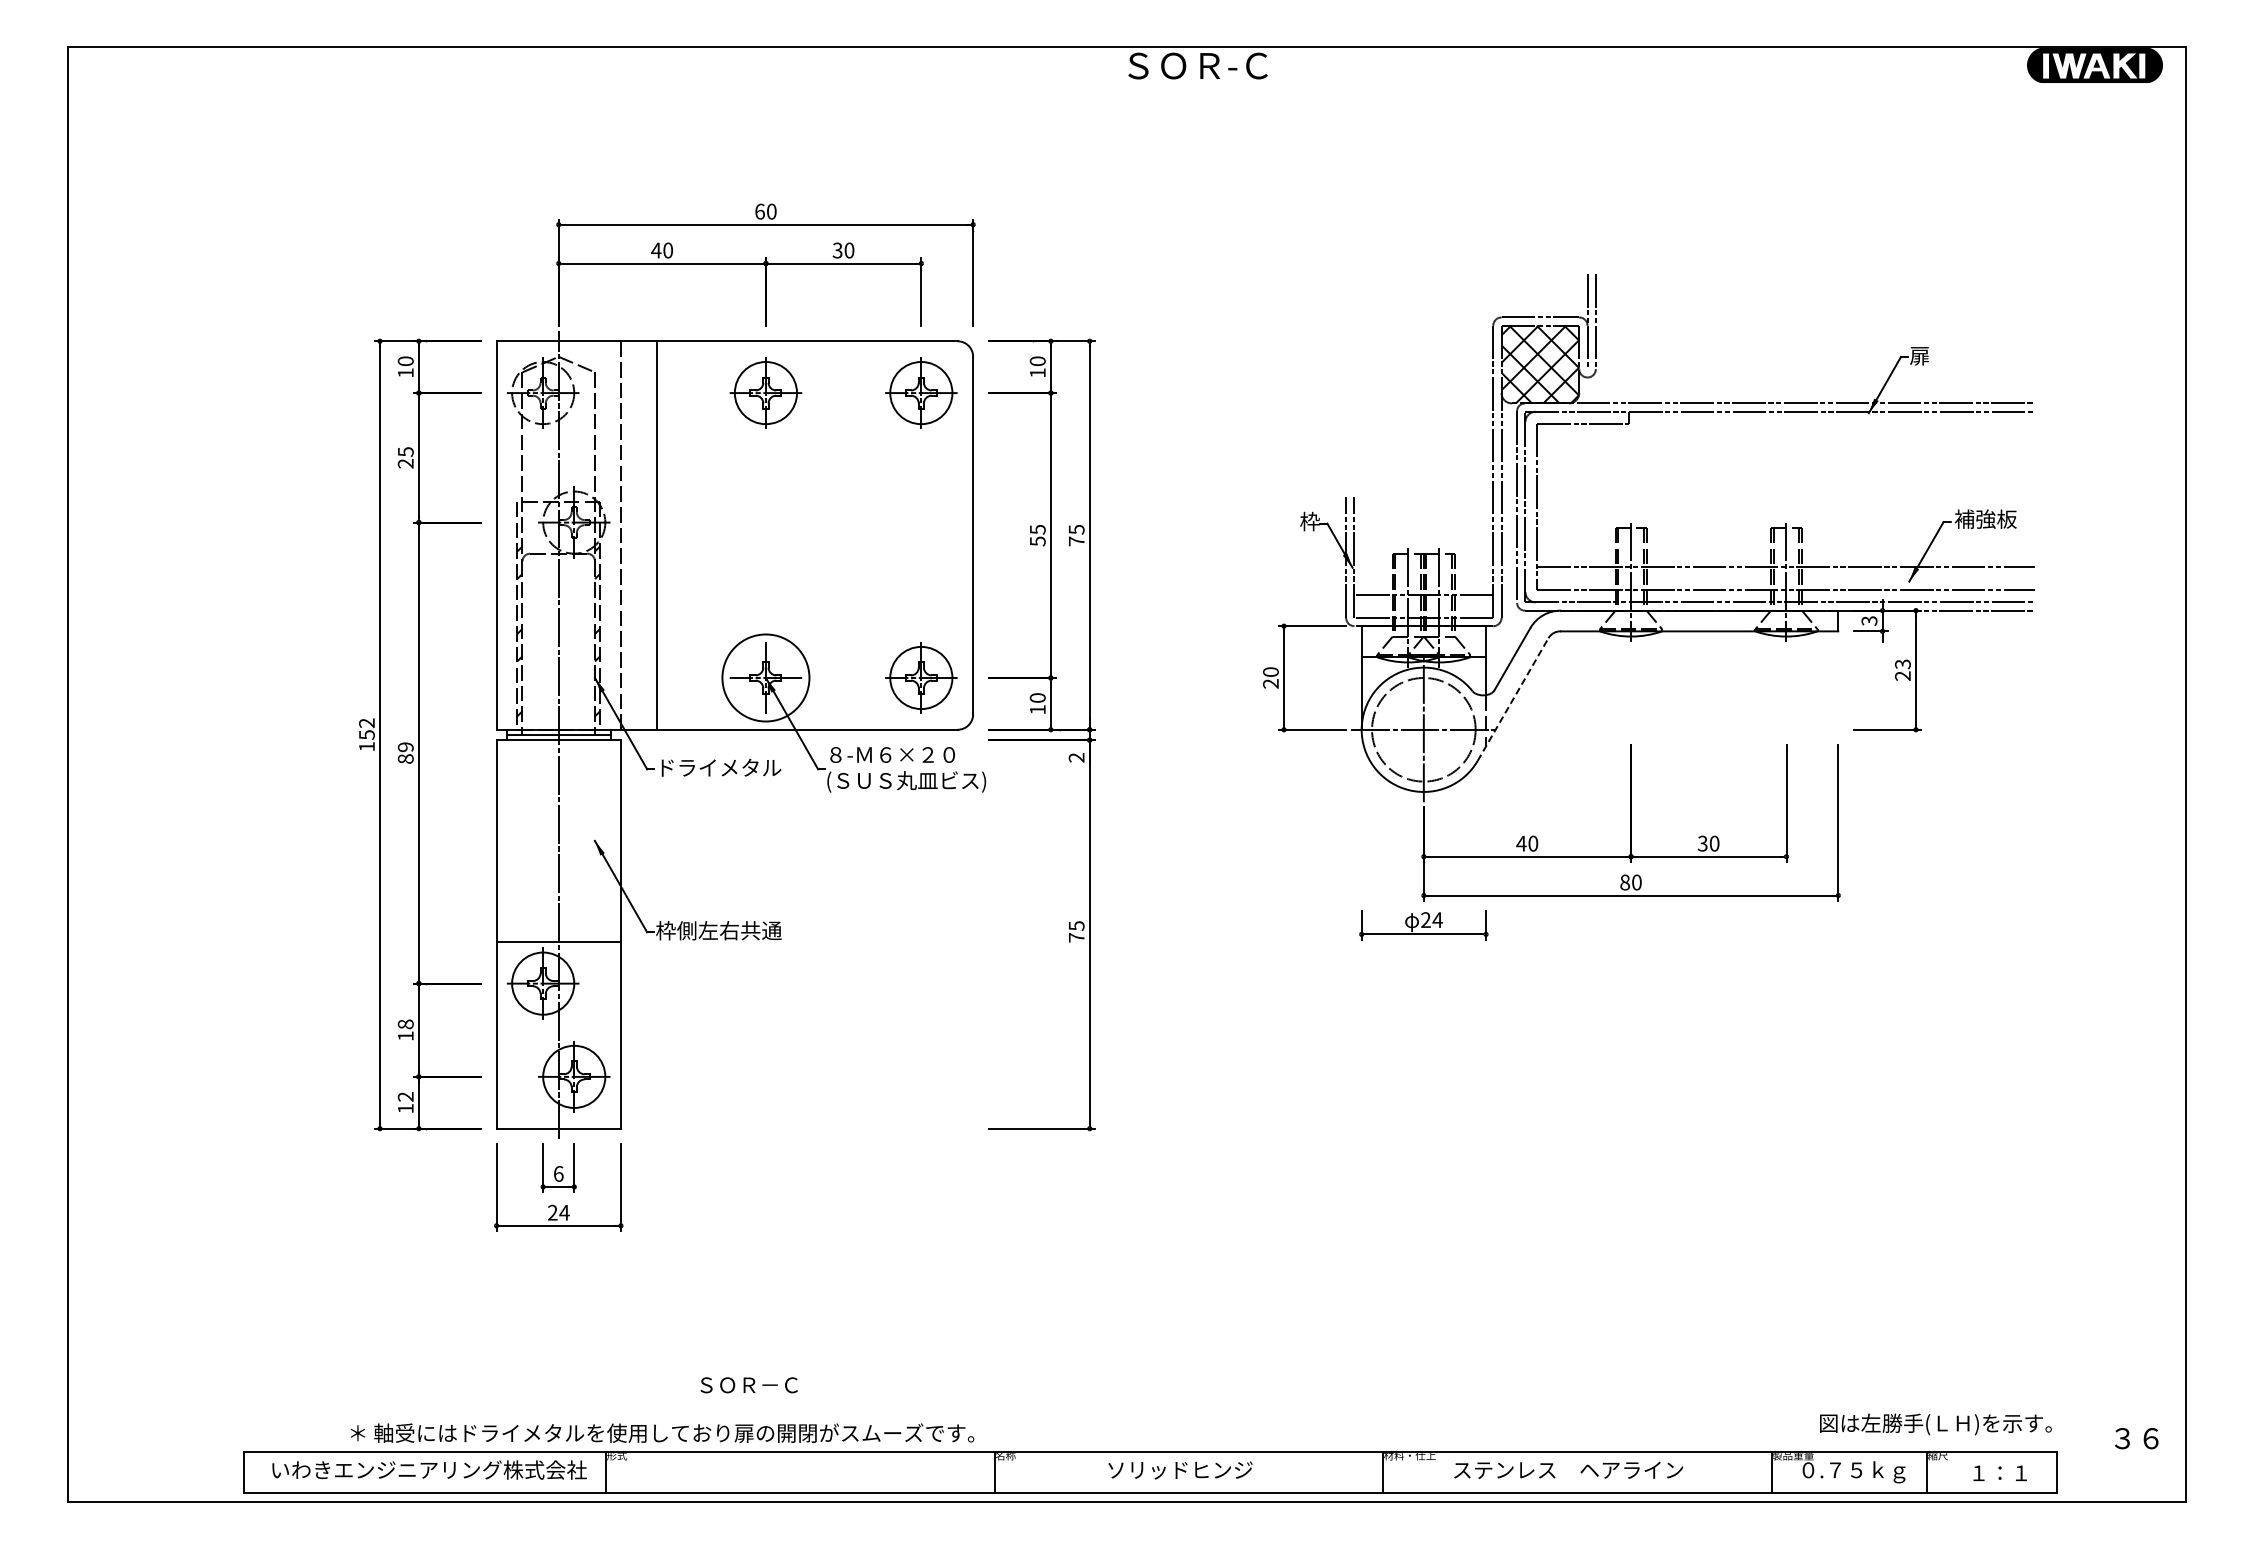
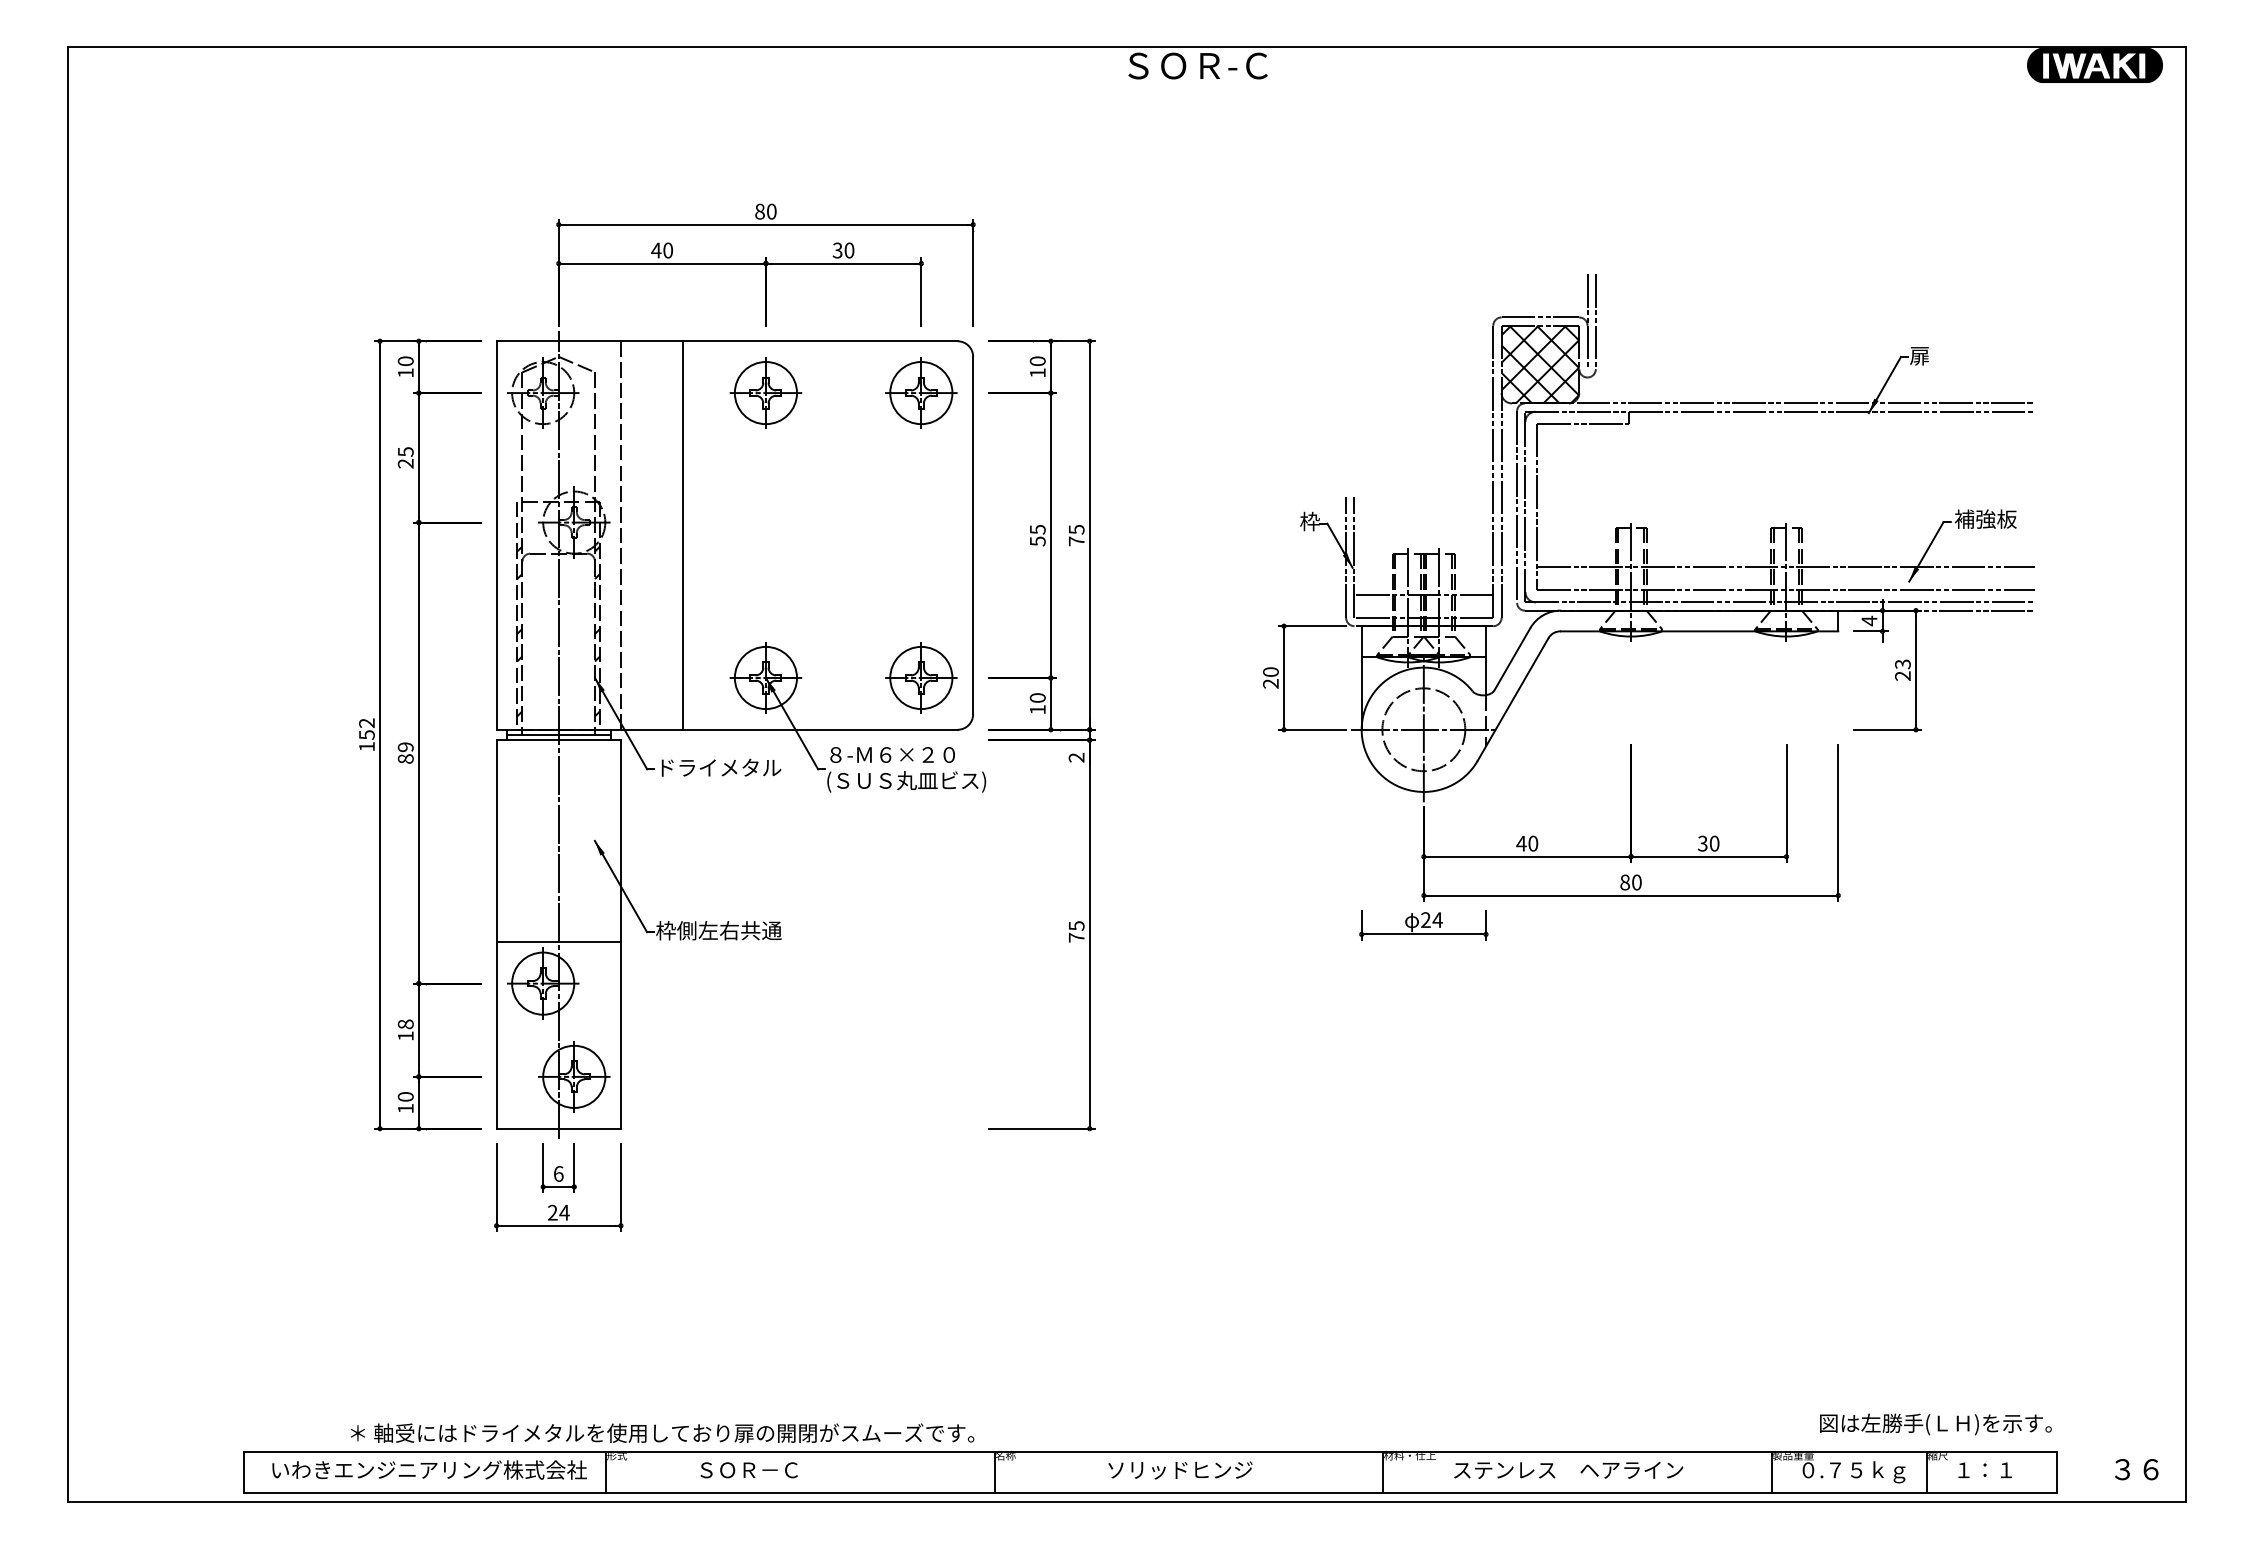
text: 60 -> 80 (759, 211)
line position: (657, 535) -> (683, 535) (683, 535)
text: 3 -> 4 (1869, 620)
circle diameter: 87 px -> 62 px (765, 677)
line: dashed -> solid (1513, 699)
circle diameter: 104 px -> 83 px (1423, 729)
text: 12 -> 10 (405, 1096)
text position: (748, 1385) -> (748, 1470) (748, 1470)
text position: (2136, 1438) -> (2136, 1469) (2136, 1469)
text position: (1999, 1473) -> (1984, 1470) (1984, 1470)
